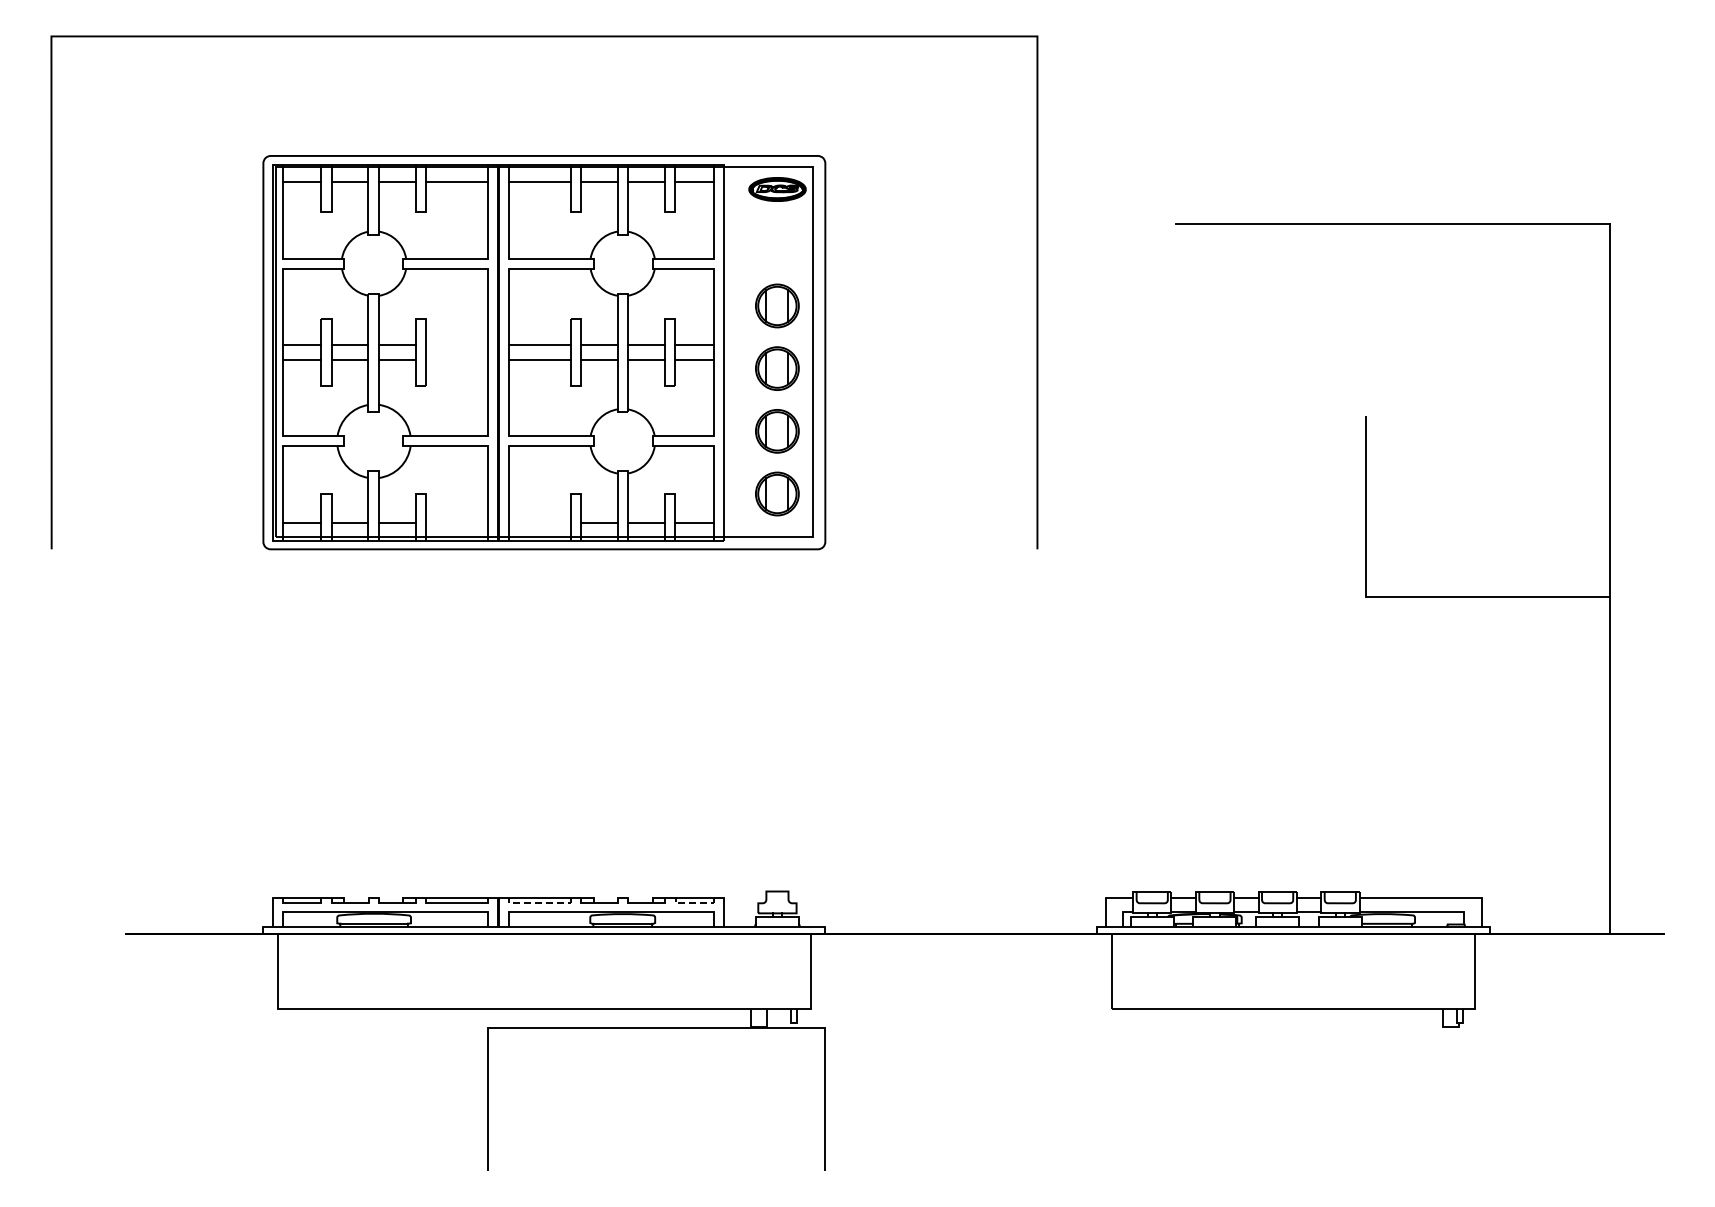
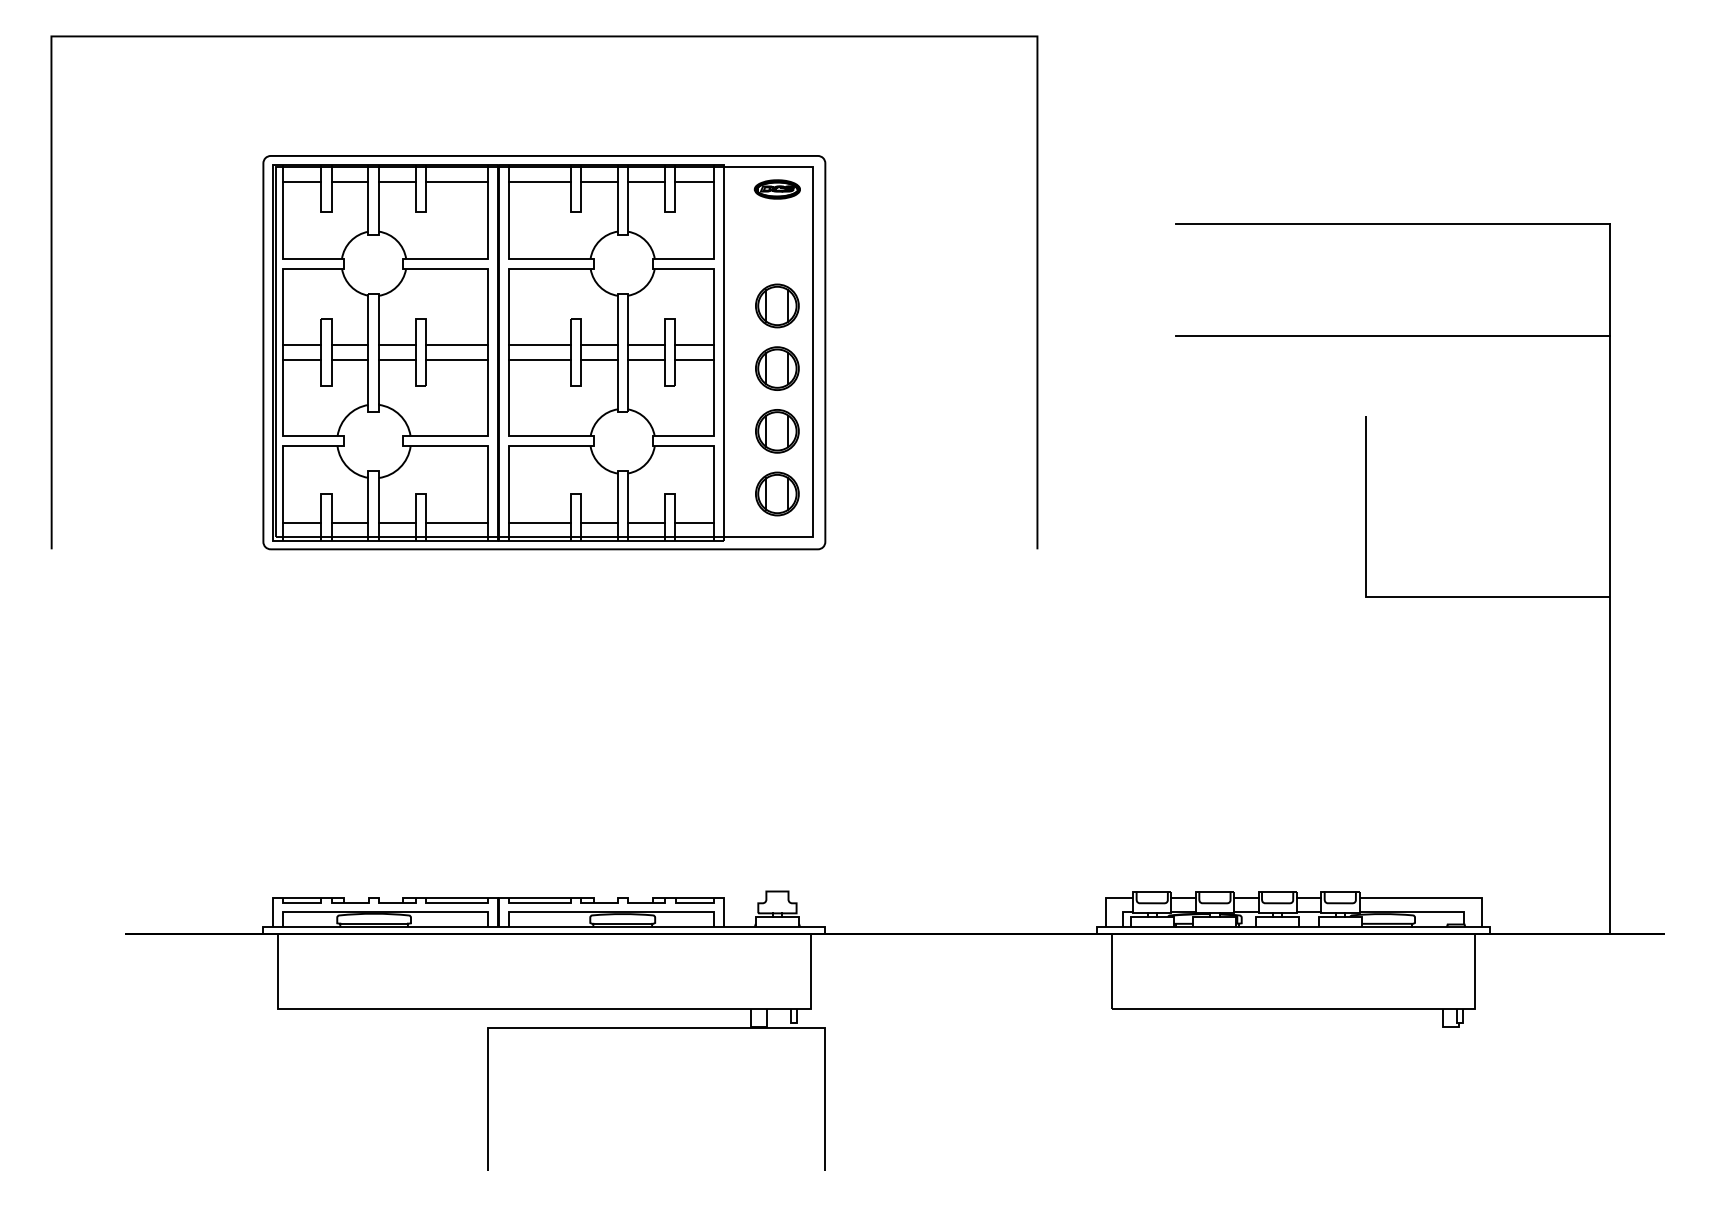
part size: 59x25 px -> 48x21 px (776, 189)
line: none -> present (1392, 336)
line: none -> present (456, 345)
line: none -> present (456, 360)
line: none -> present (456, 523)
line: none -> present (539, 523)
line: dashed -> solid (540, 902)
line: dashed -> solid (694, 902)
